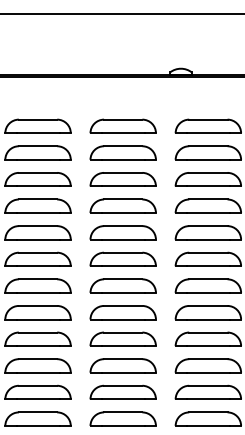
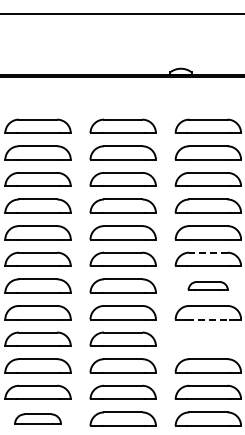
line: solid -> dashed (207, 252)
part size: 68x16 px -> 42x10 px (207, 285)
line: solid -> dashed (208, 319)
part: present -> none (207, 338)
part size: 68x16 px -> 48x12 px (37, 418)
